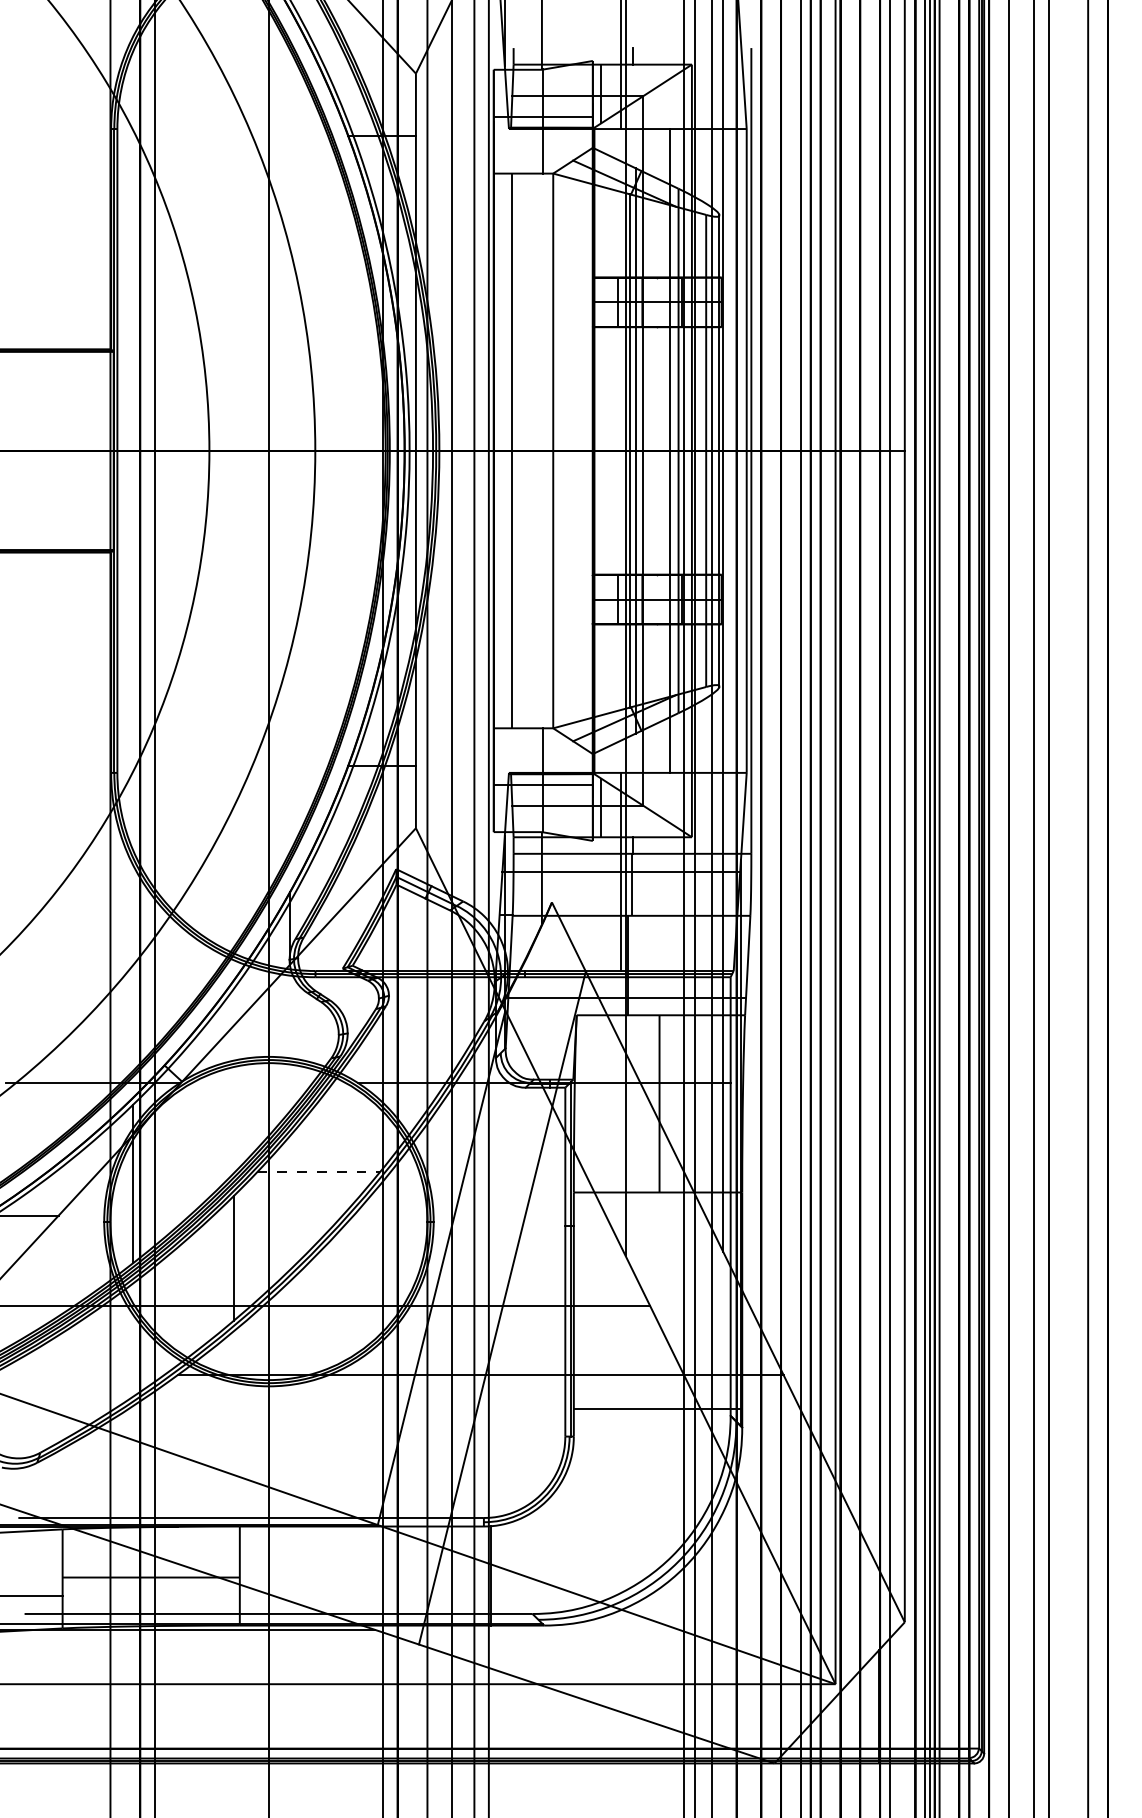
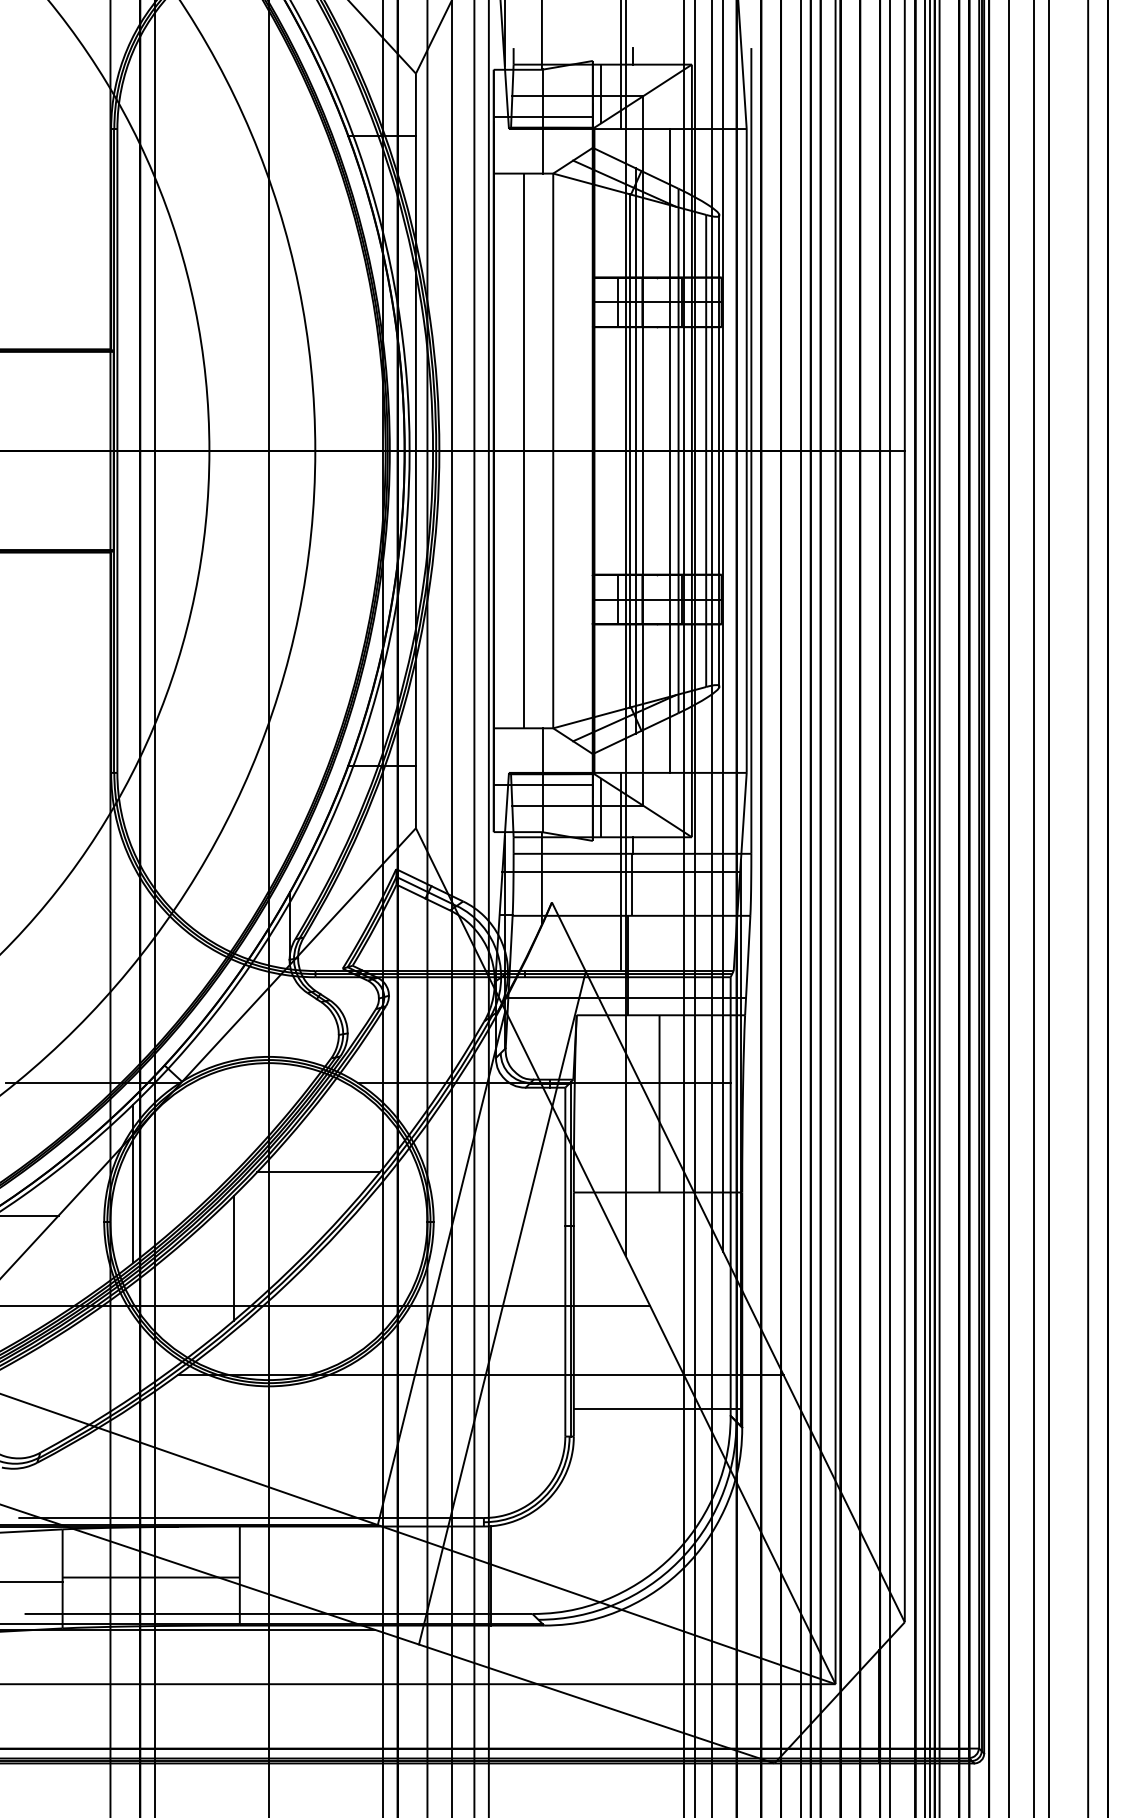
line position: (511, 450) -> (523, 450) (523, 450)
line: dashed -> solid (319, 1171)
line position: (32, 1595) -> (32, 1581) (32, 1581)
